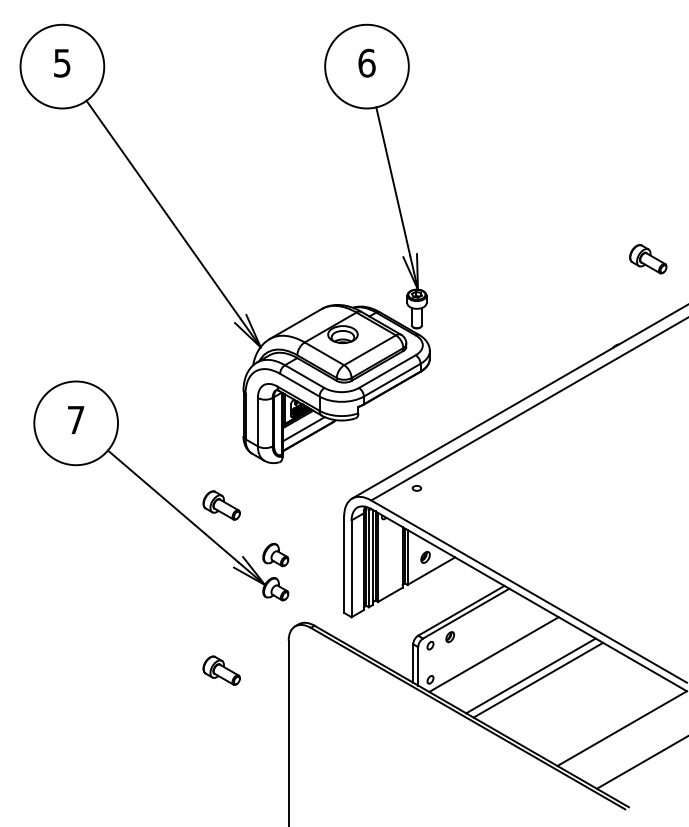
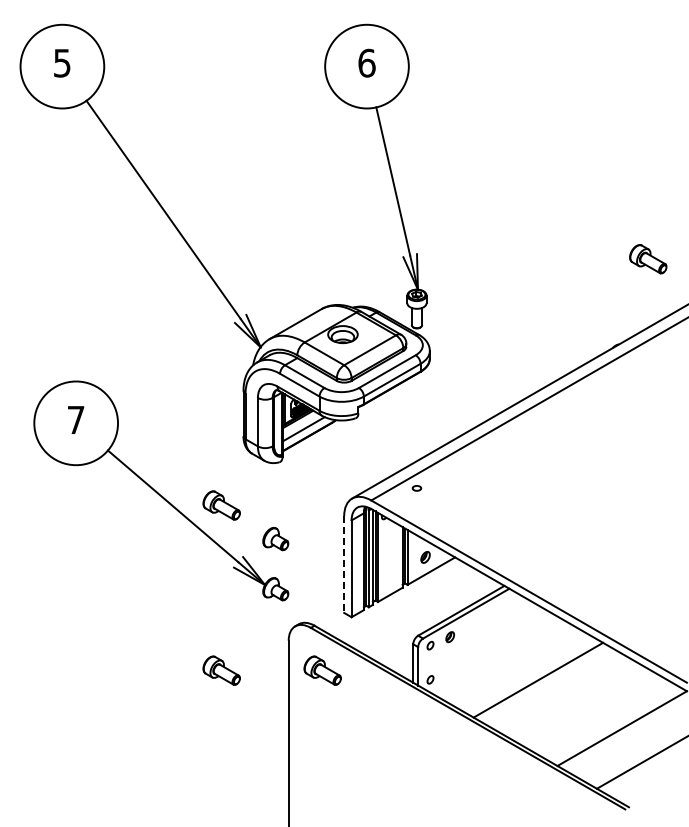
part position: (275, 555) -> (275, 539) (275, 539)
line: solid -> dashed (344, 565)
line: present -> none (493, 654)
part: none -> present (322, 670)
line: present -> none (530, 675)
